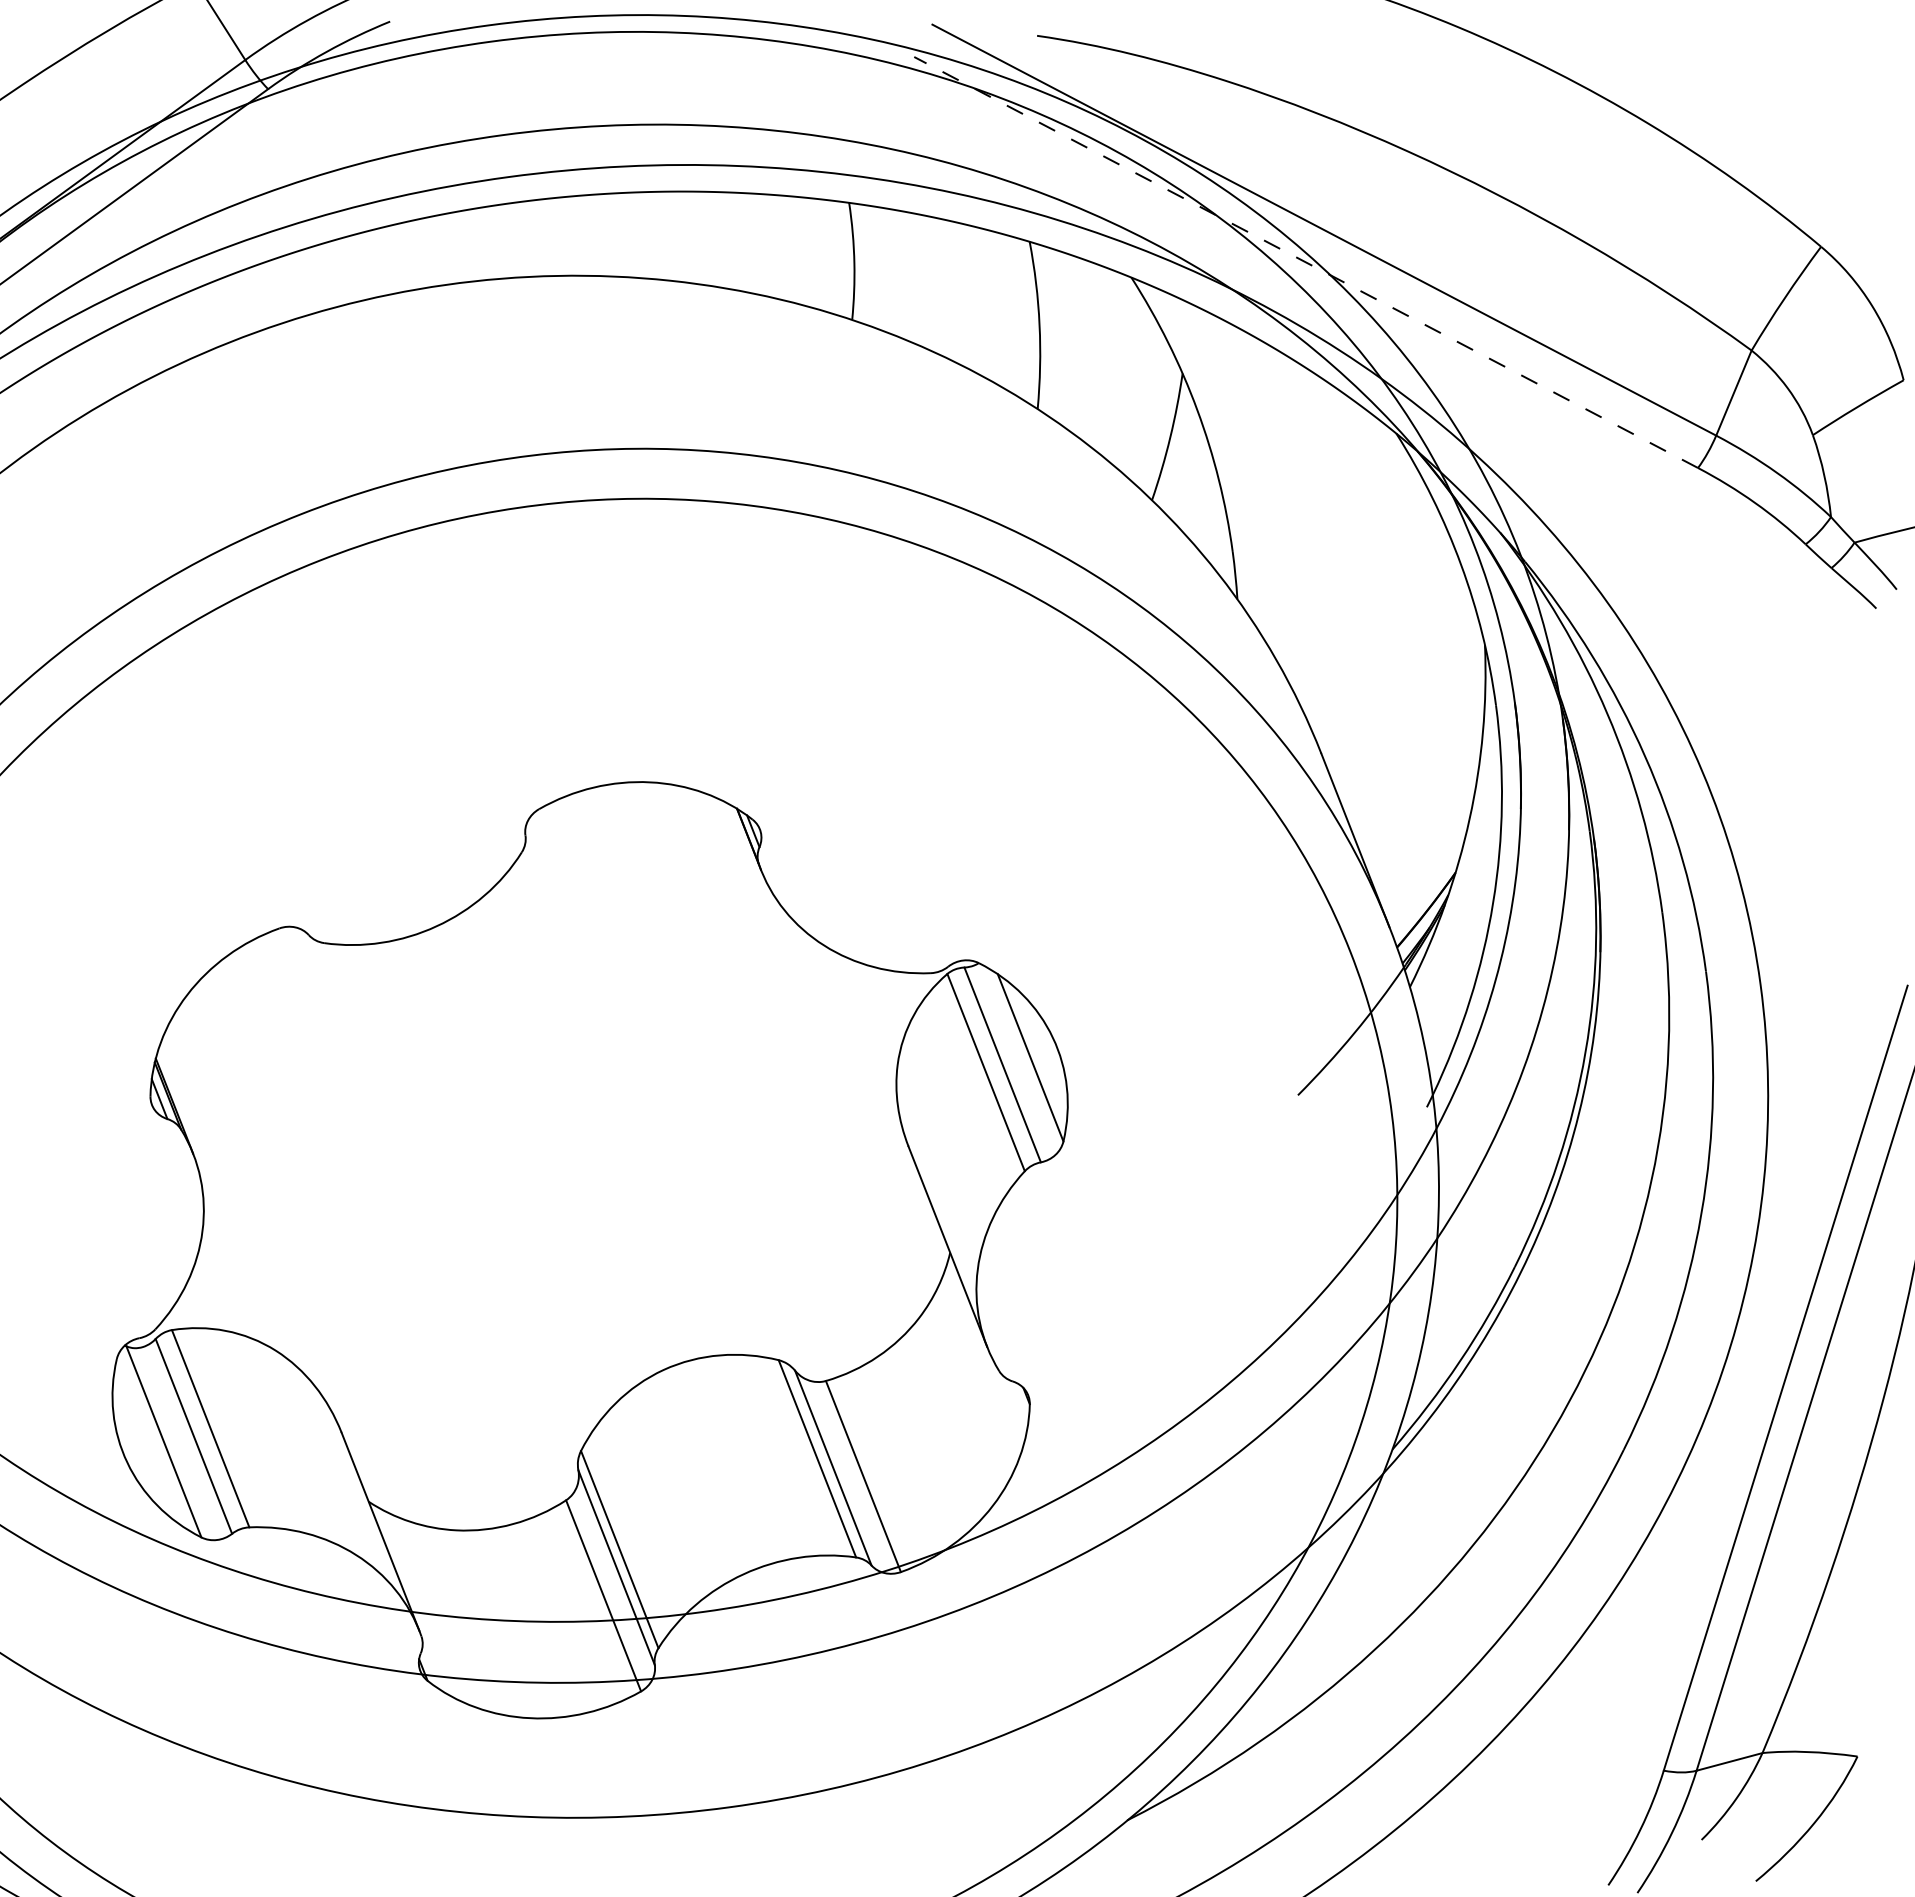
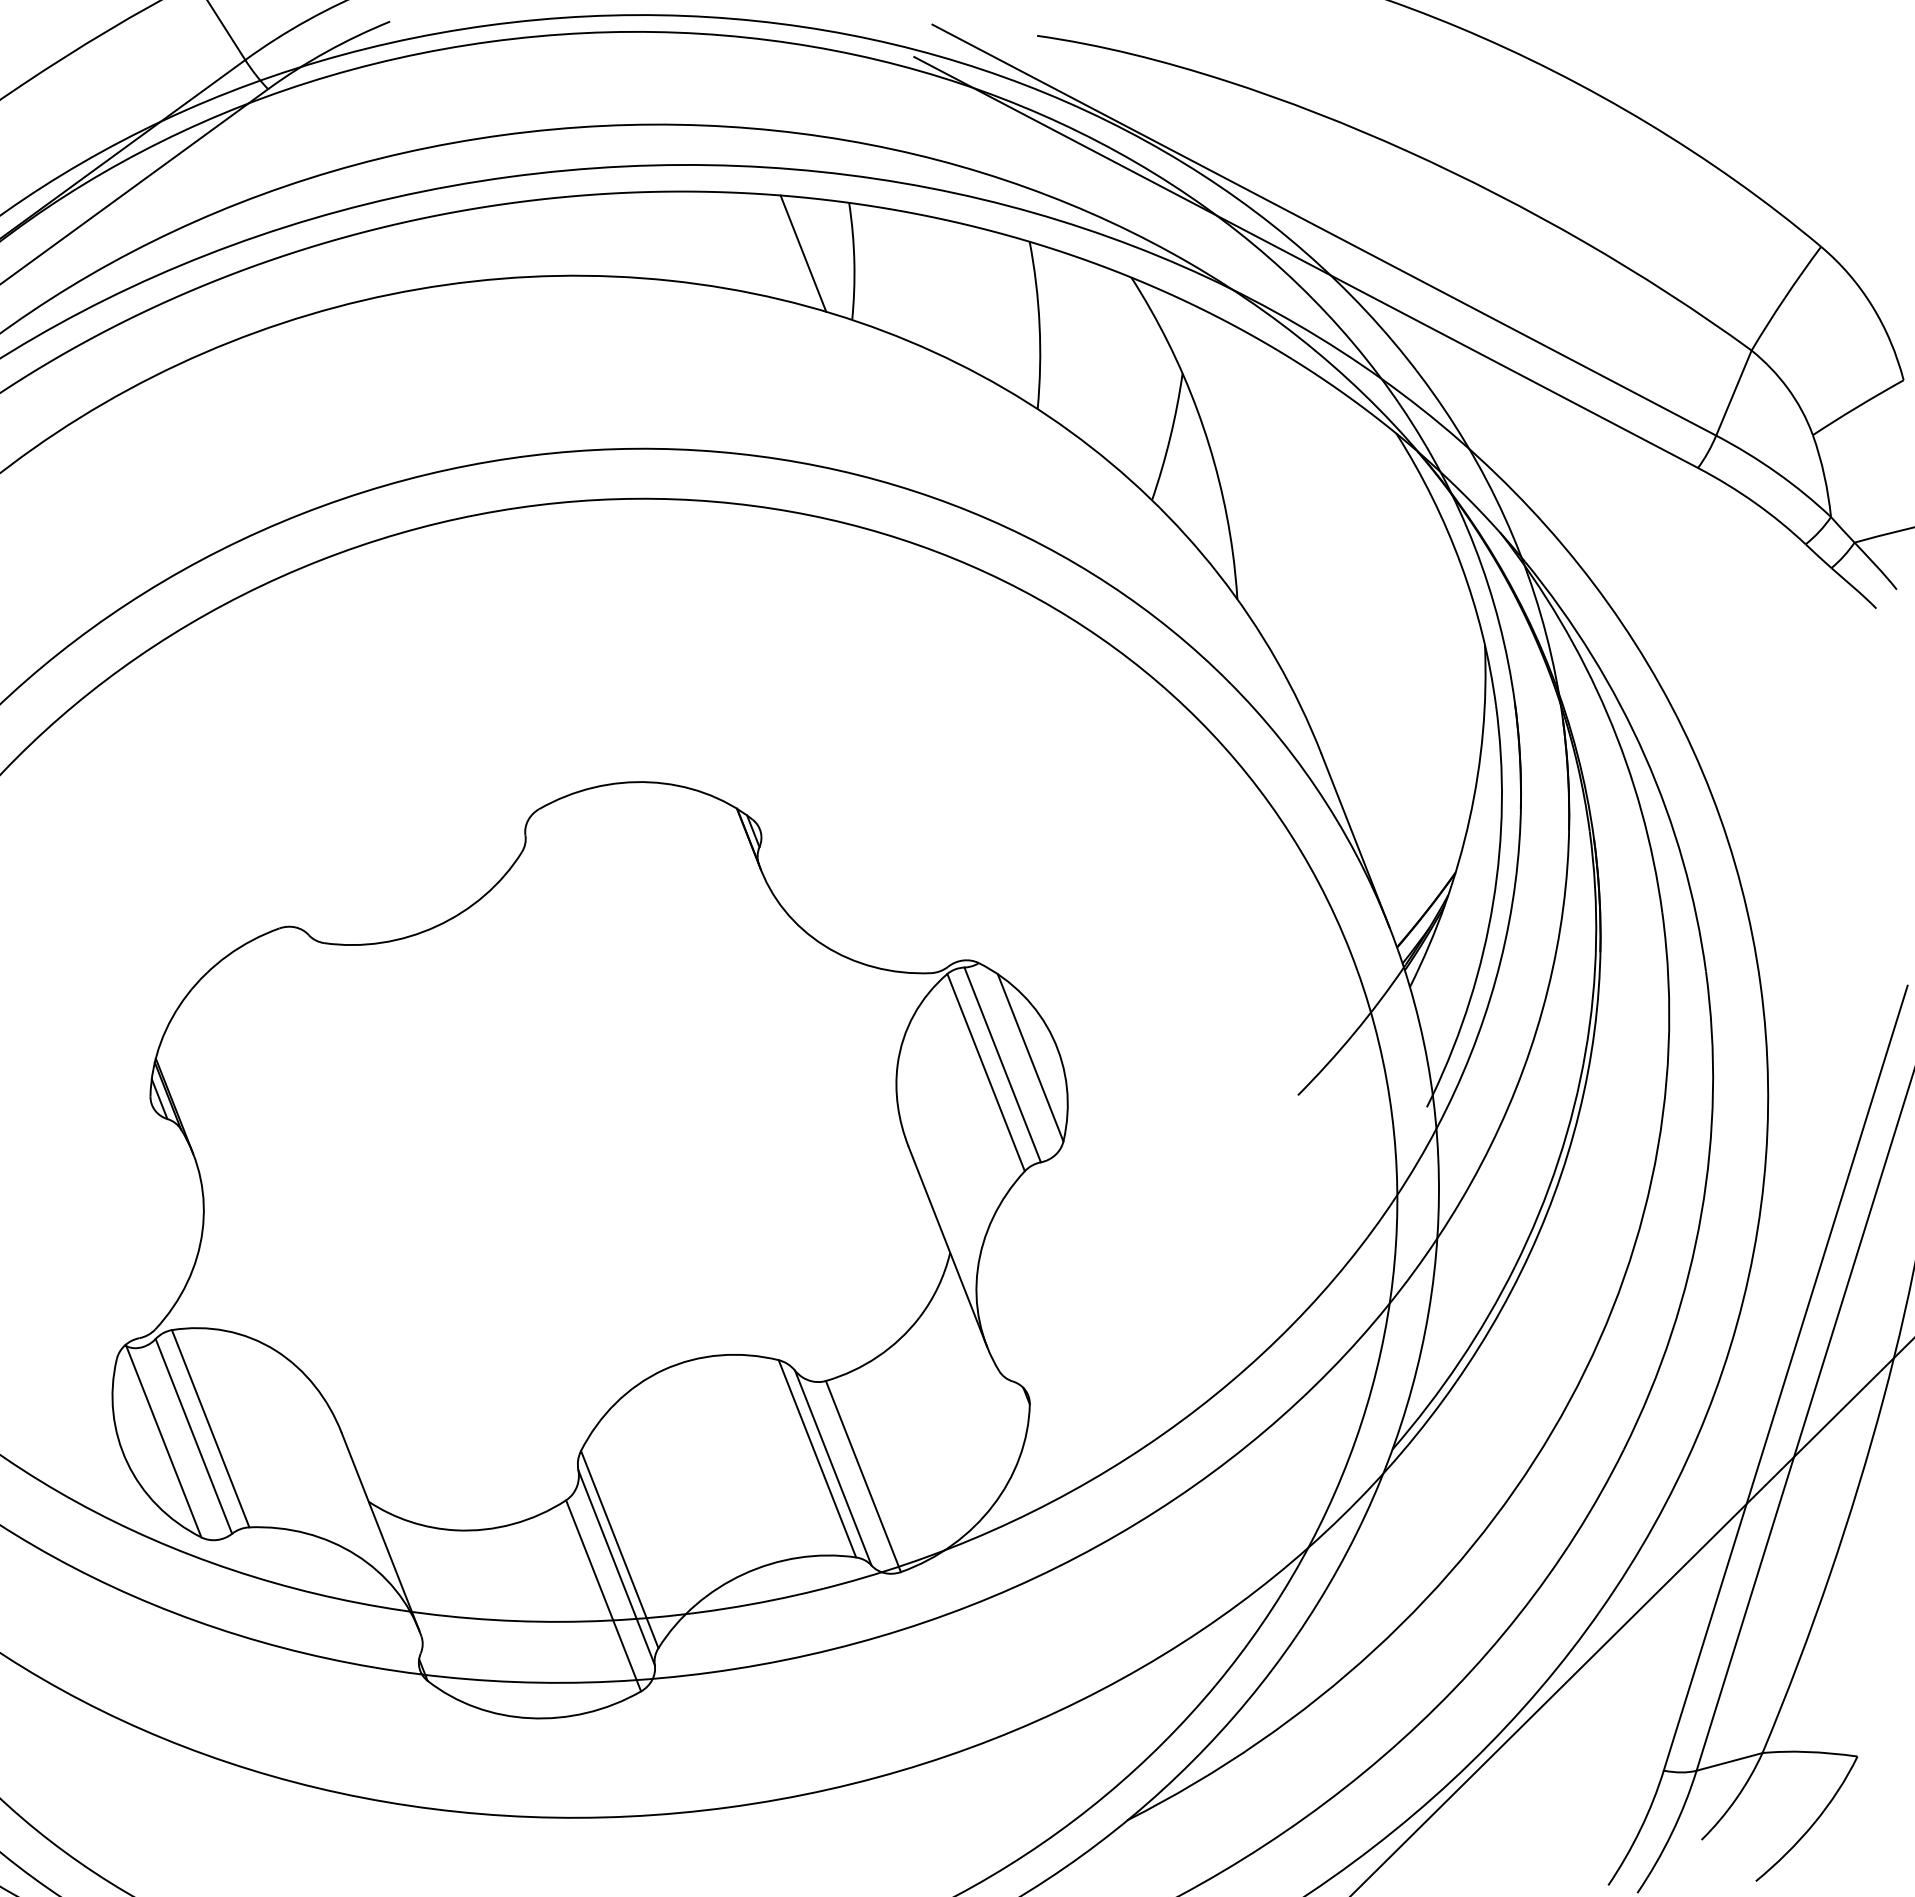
line: none -> present (803, 253)
line: dashed -> solid (1306, 262)
line: none -> present (1632, 1616)
